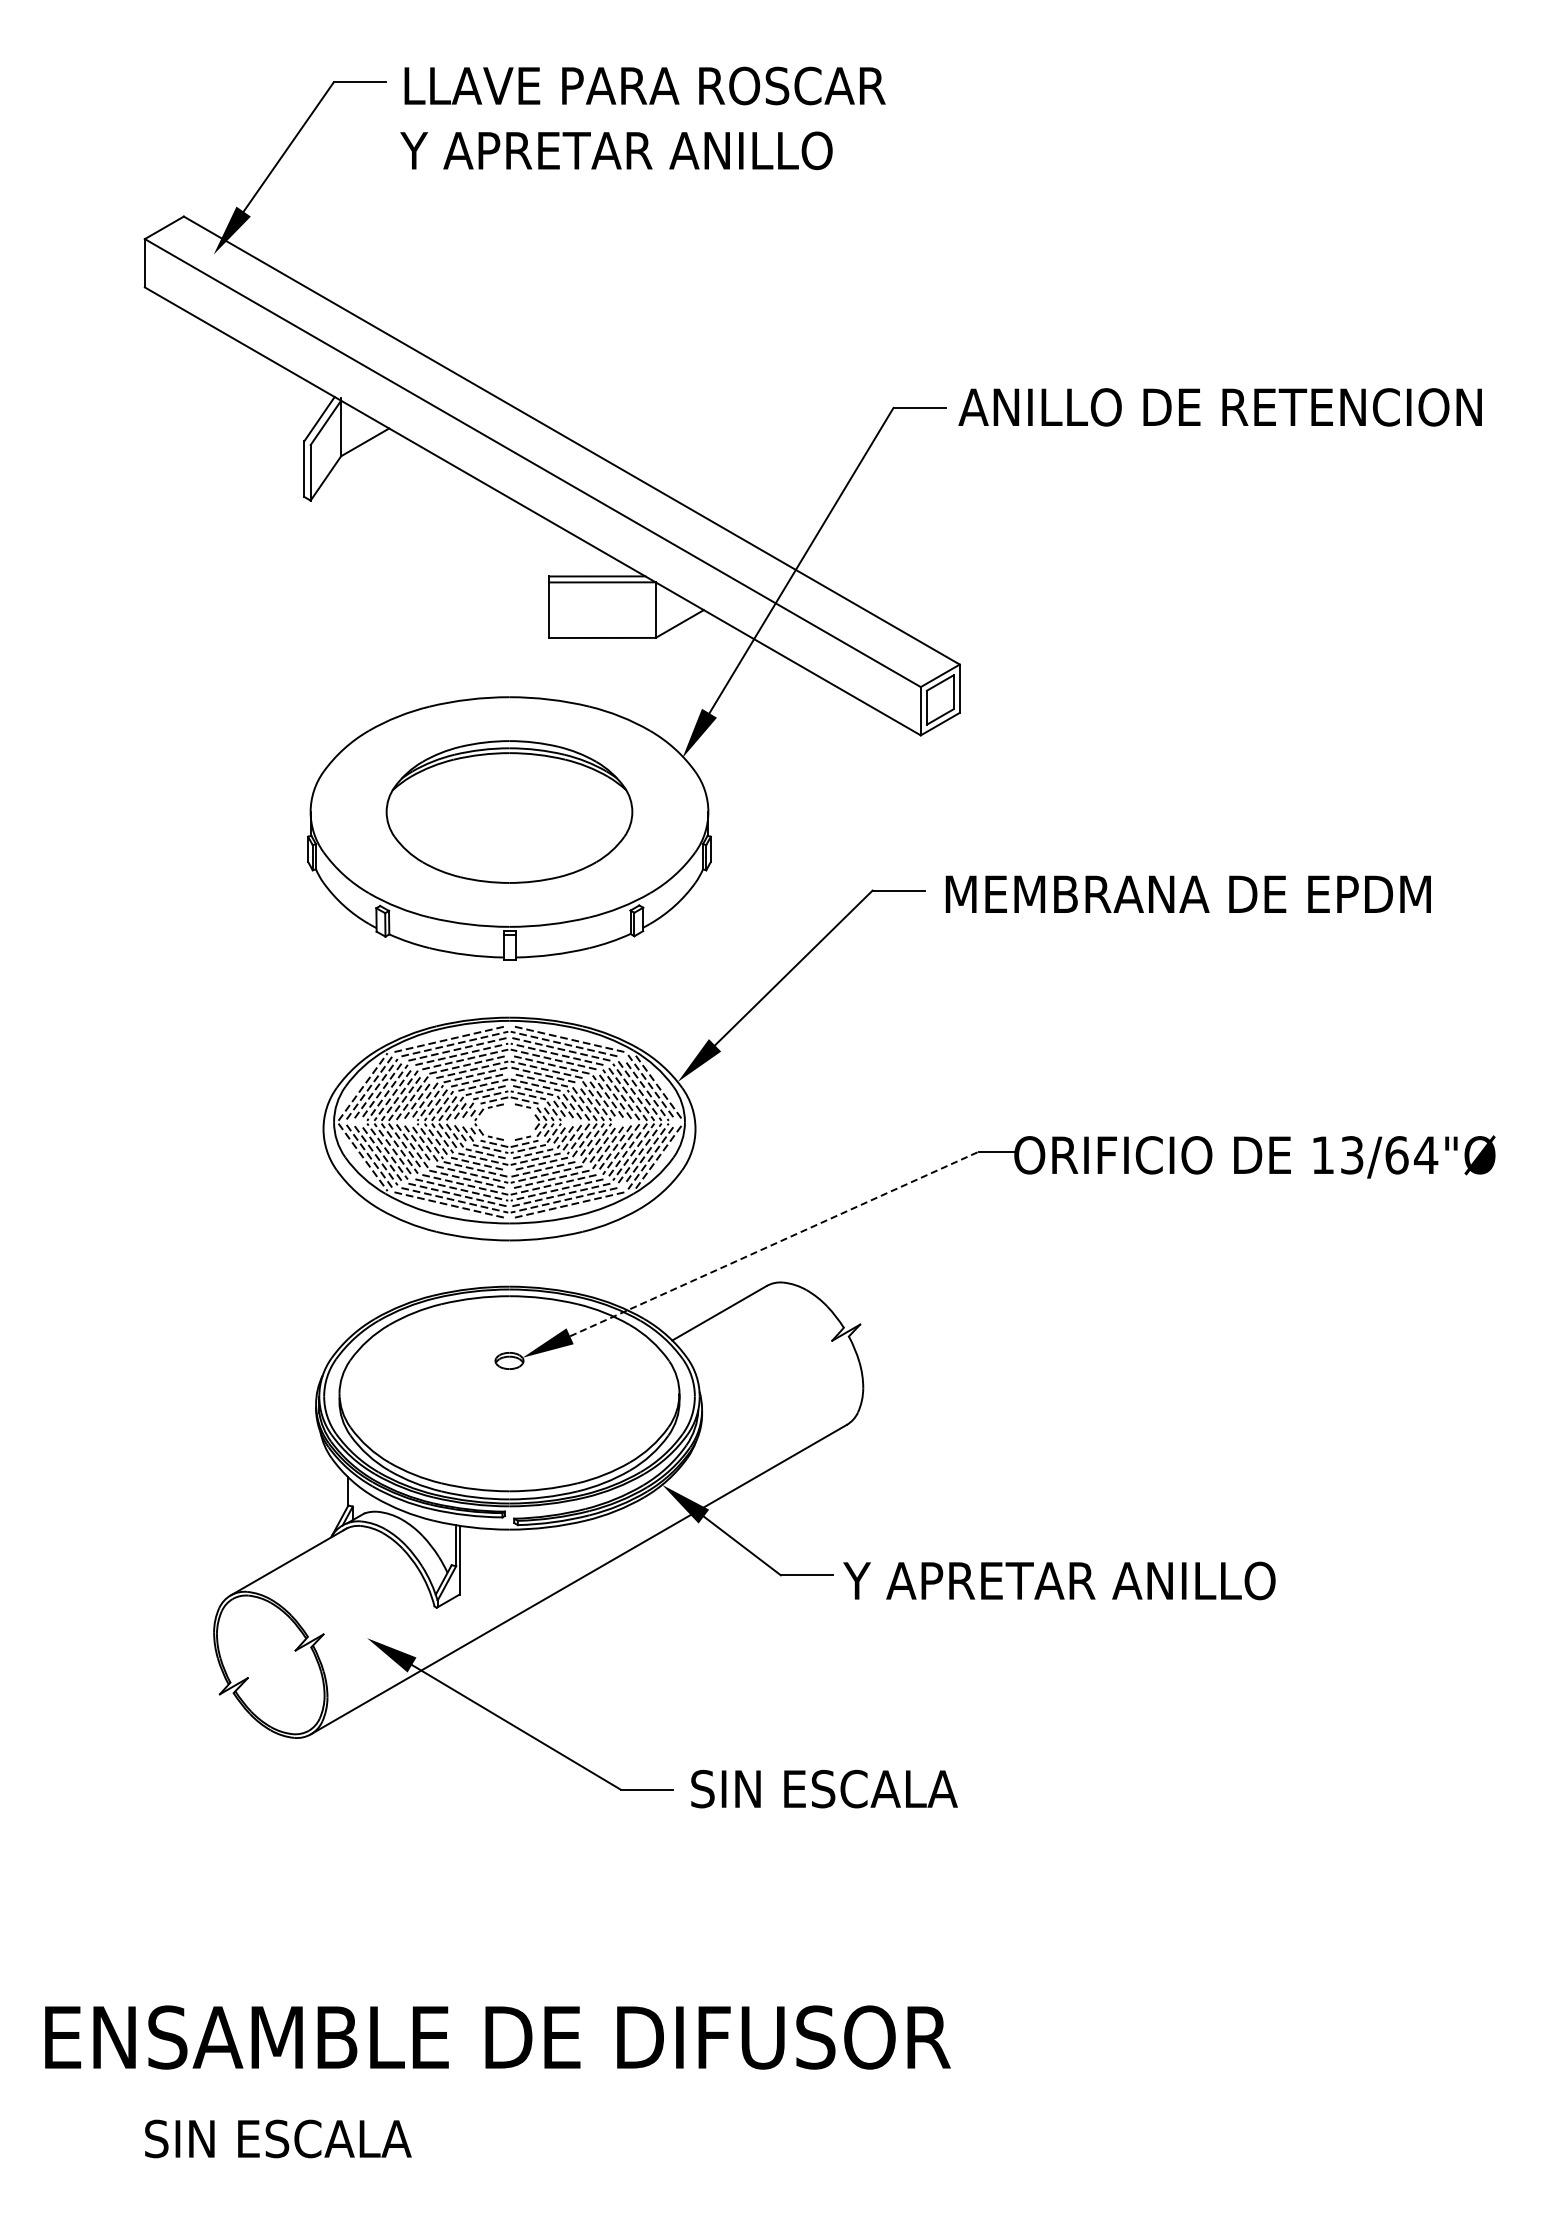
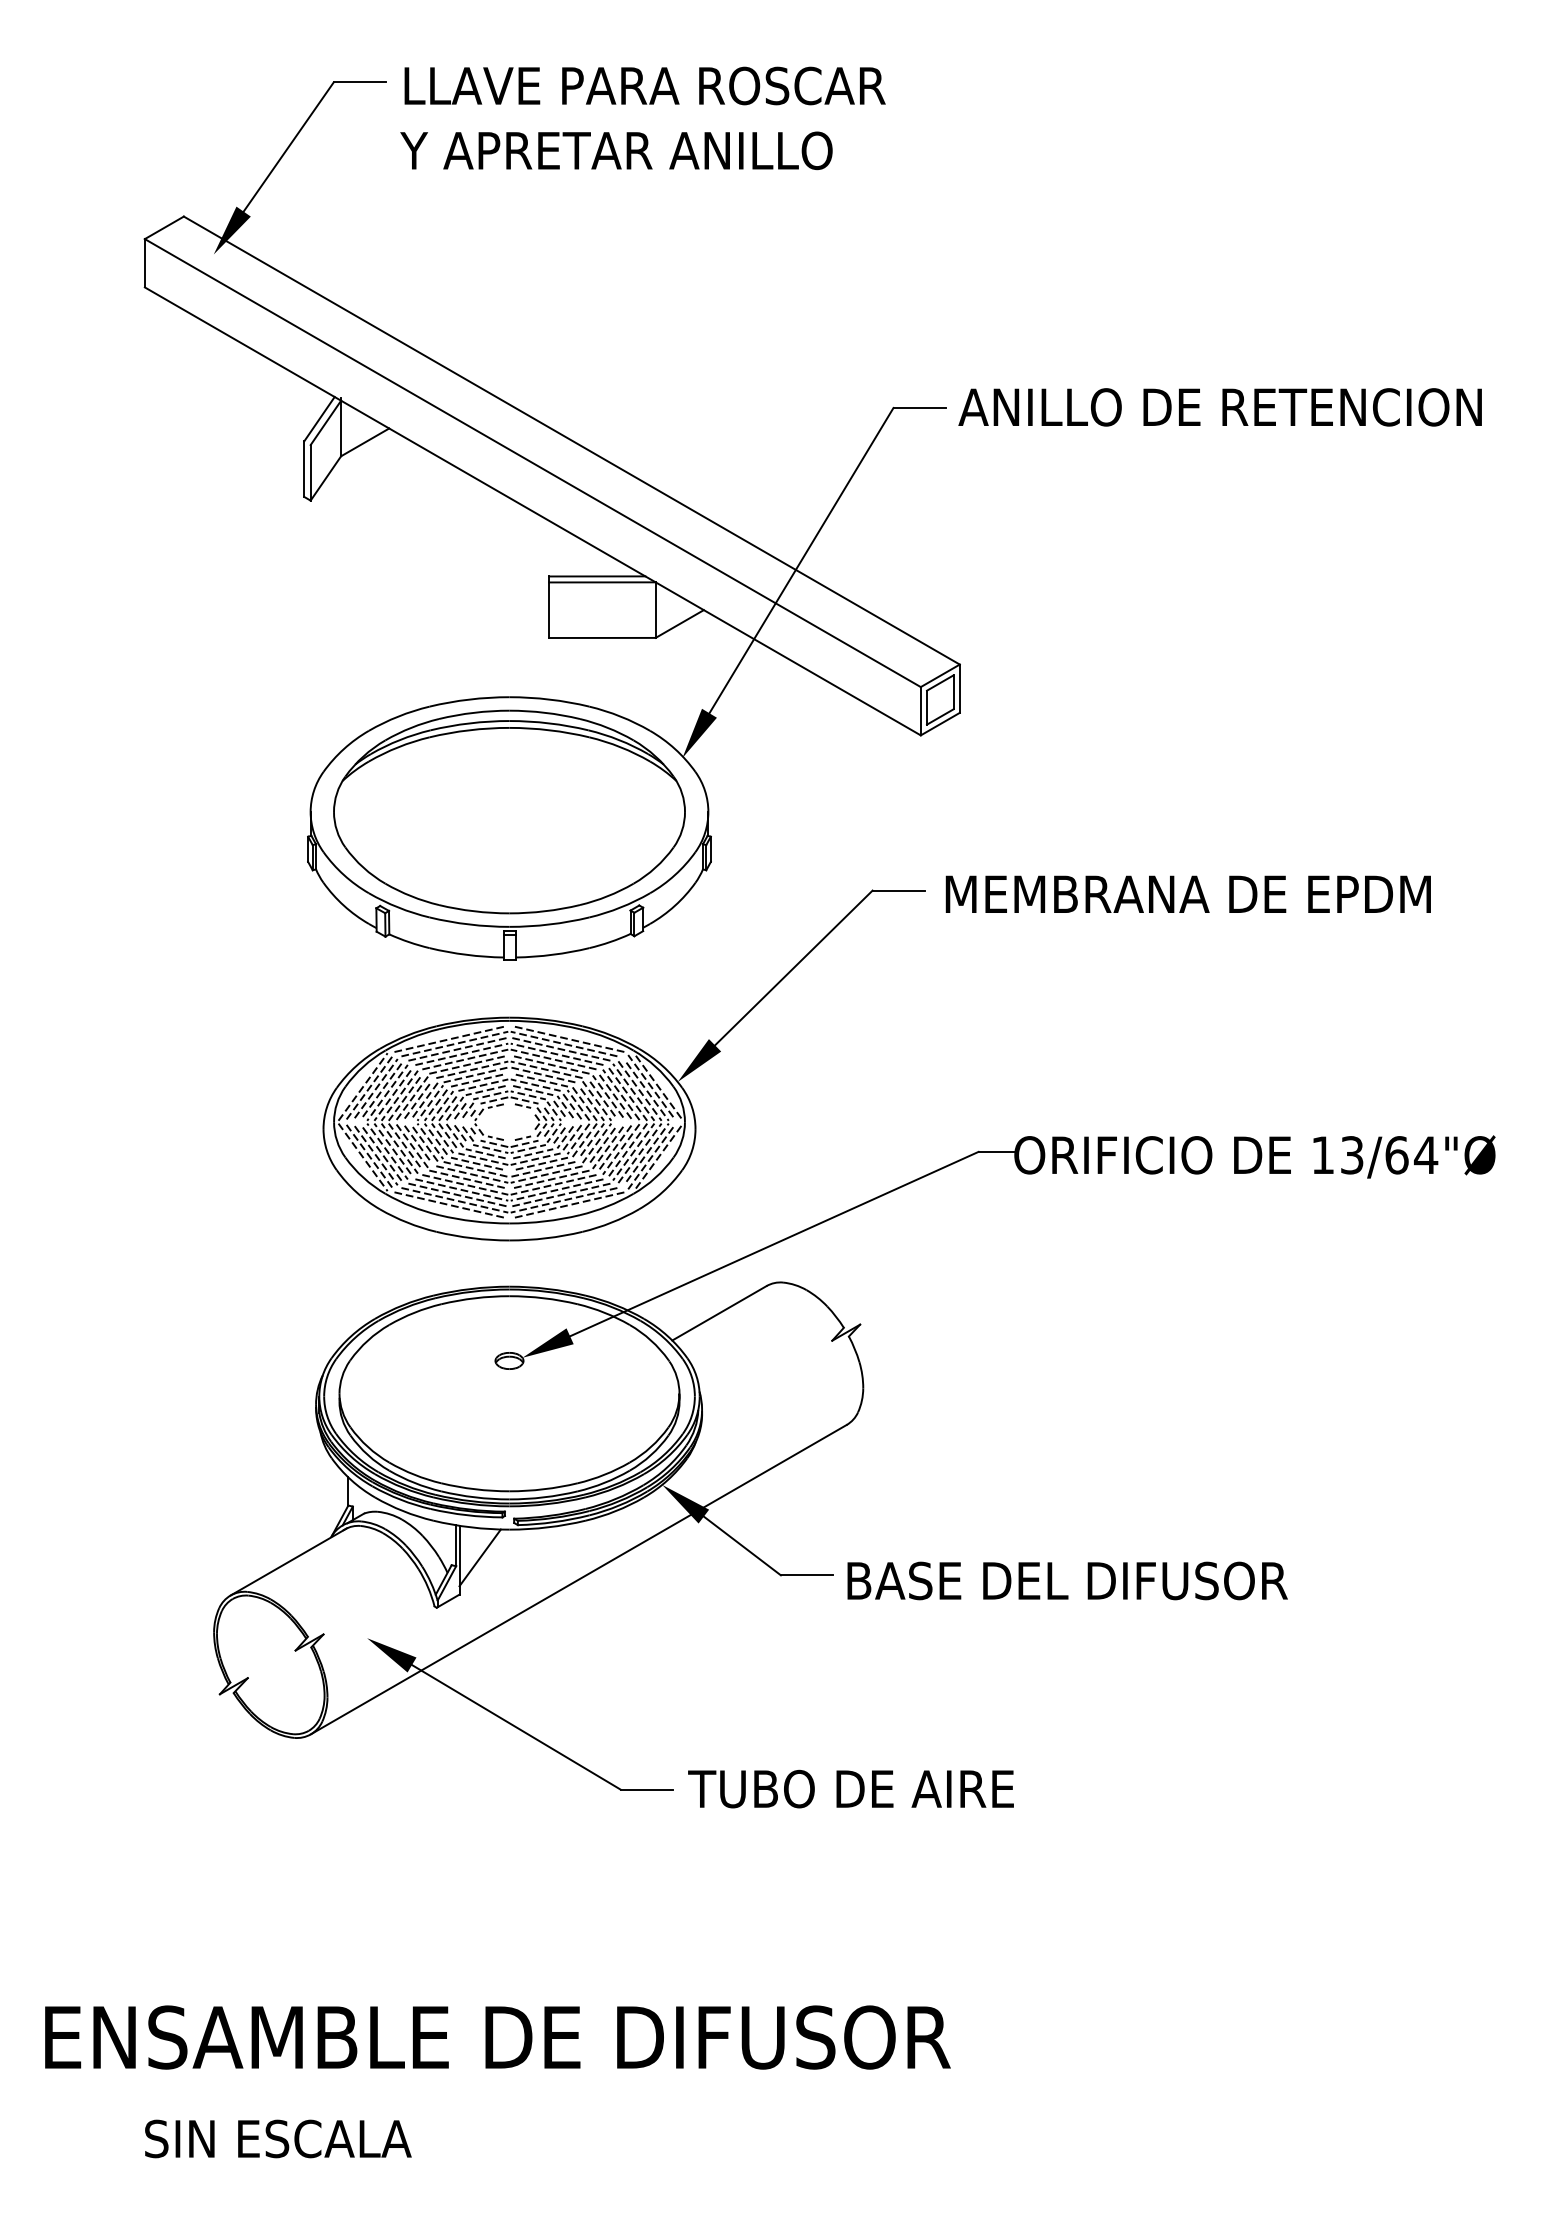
part size: 249x144 px -> 353x206 px (509, 811)
line: dashed -> solid (774, 1243)
line: none -> present (479, 1557)
text: Y APRETAR ANILLO -> BASE DEL DIFUSOR (1065, 1580)
text: SIN ESCALA -> TUBO DE AIRE (850, 1788)
